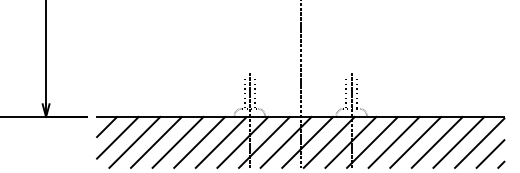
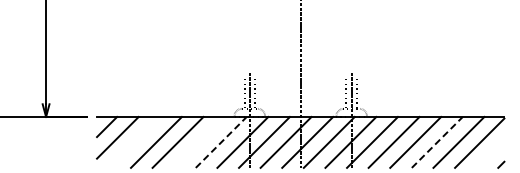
line: present -> none (134, 141)
line: present -> none (199, 141)
line: solid -> dashed (221, 142)
line: solid -> dashed (437, 142)
line: present -> none (490, 153)
